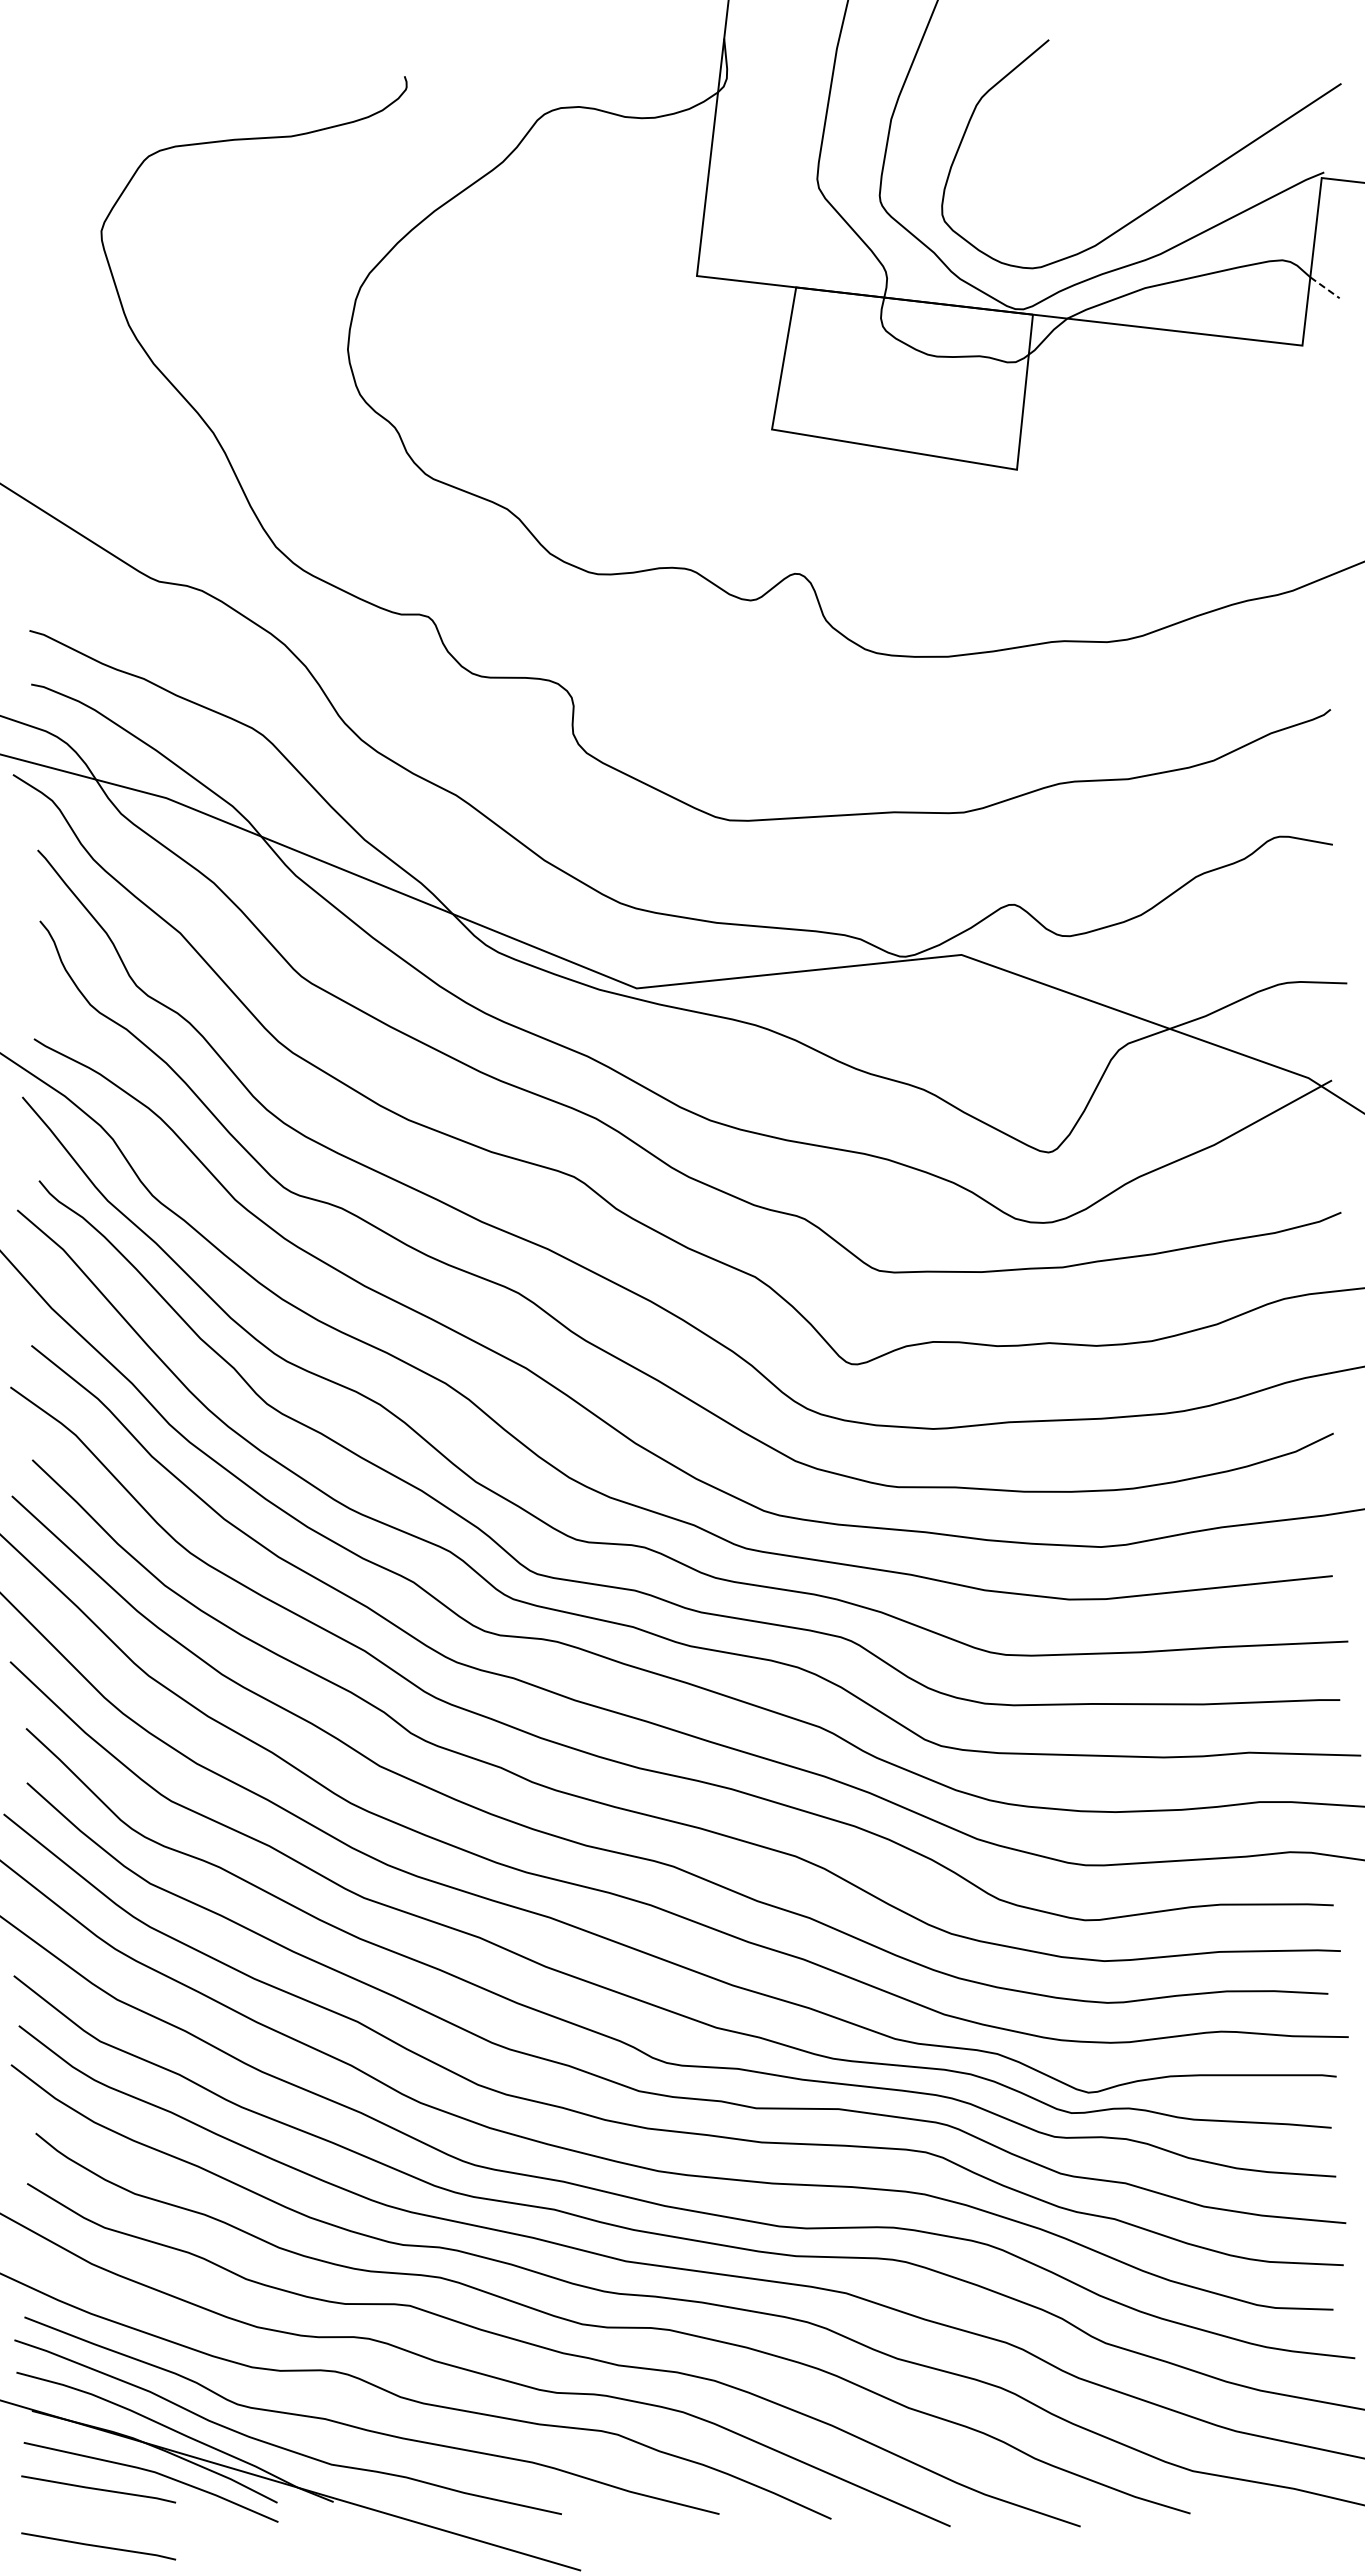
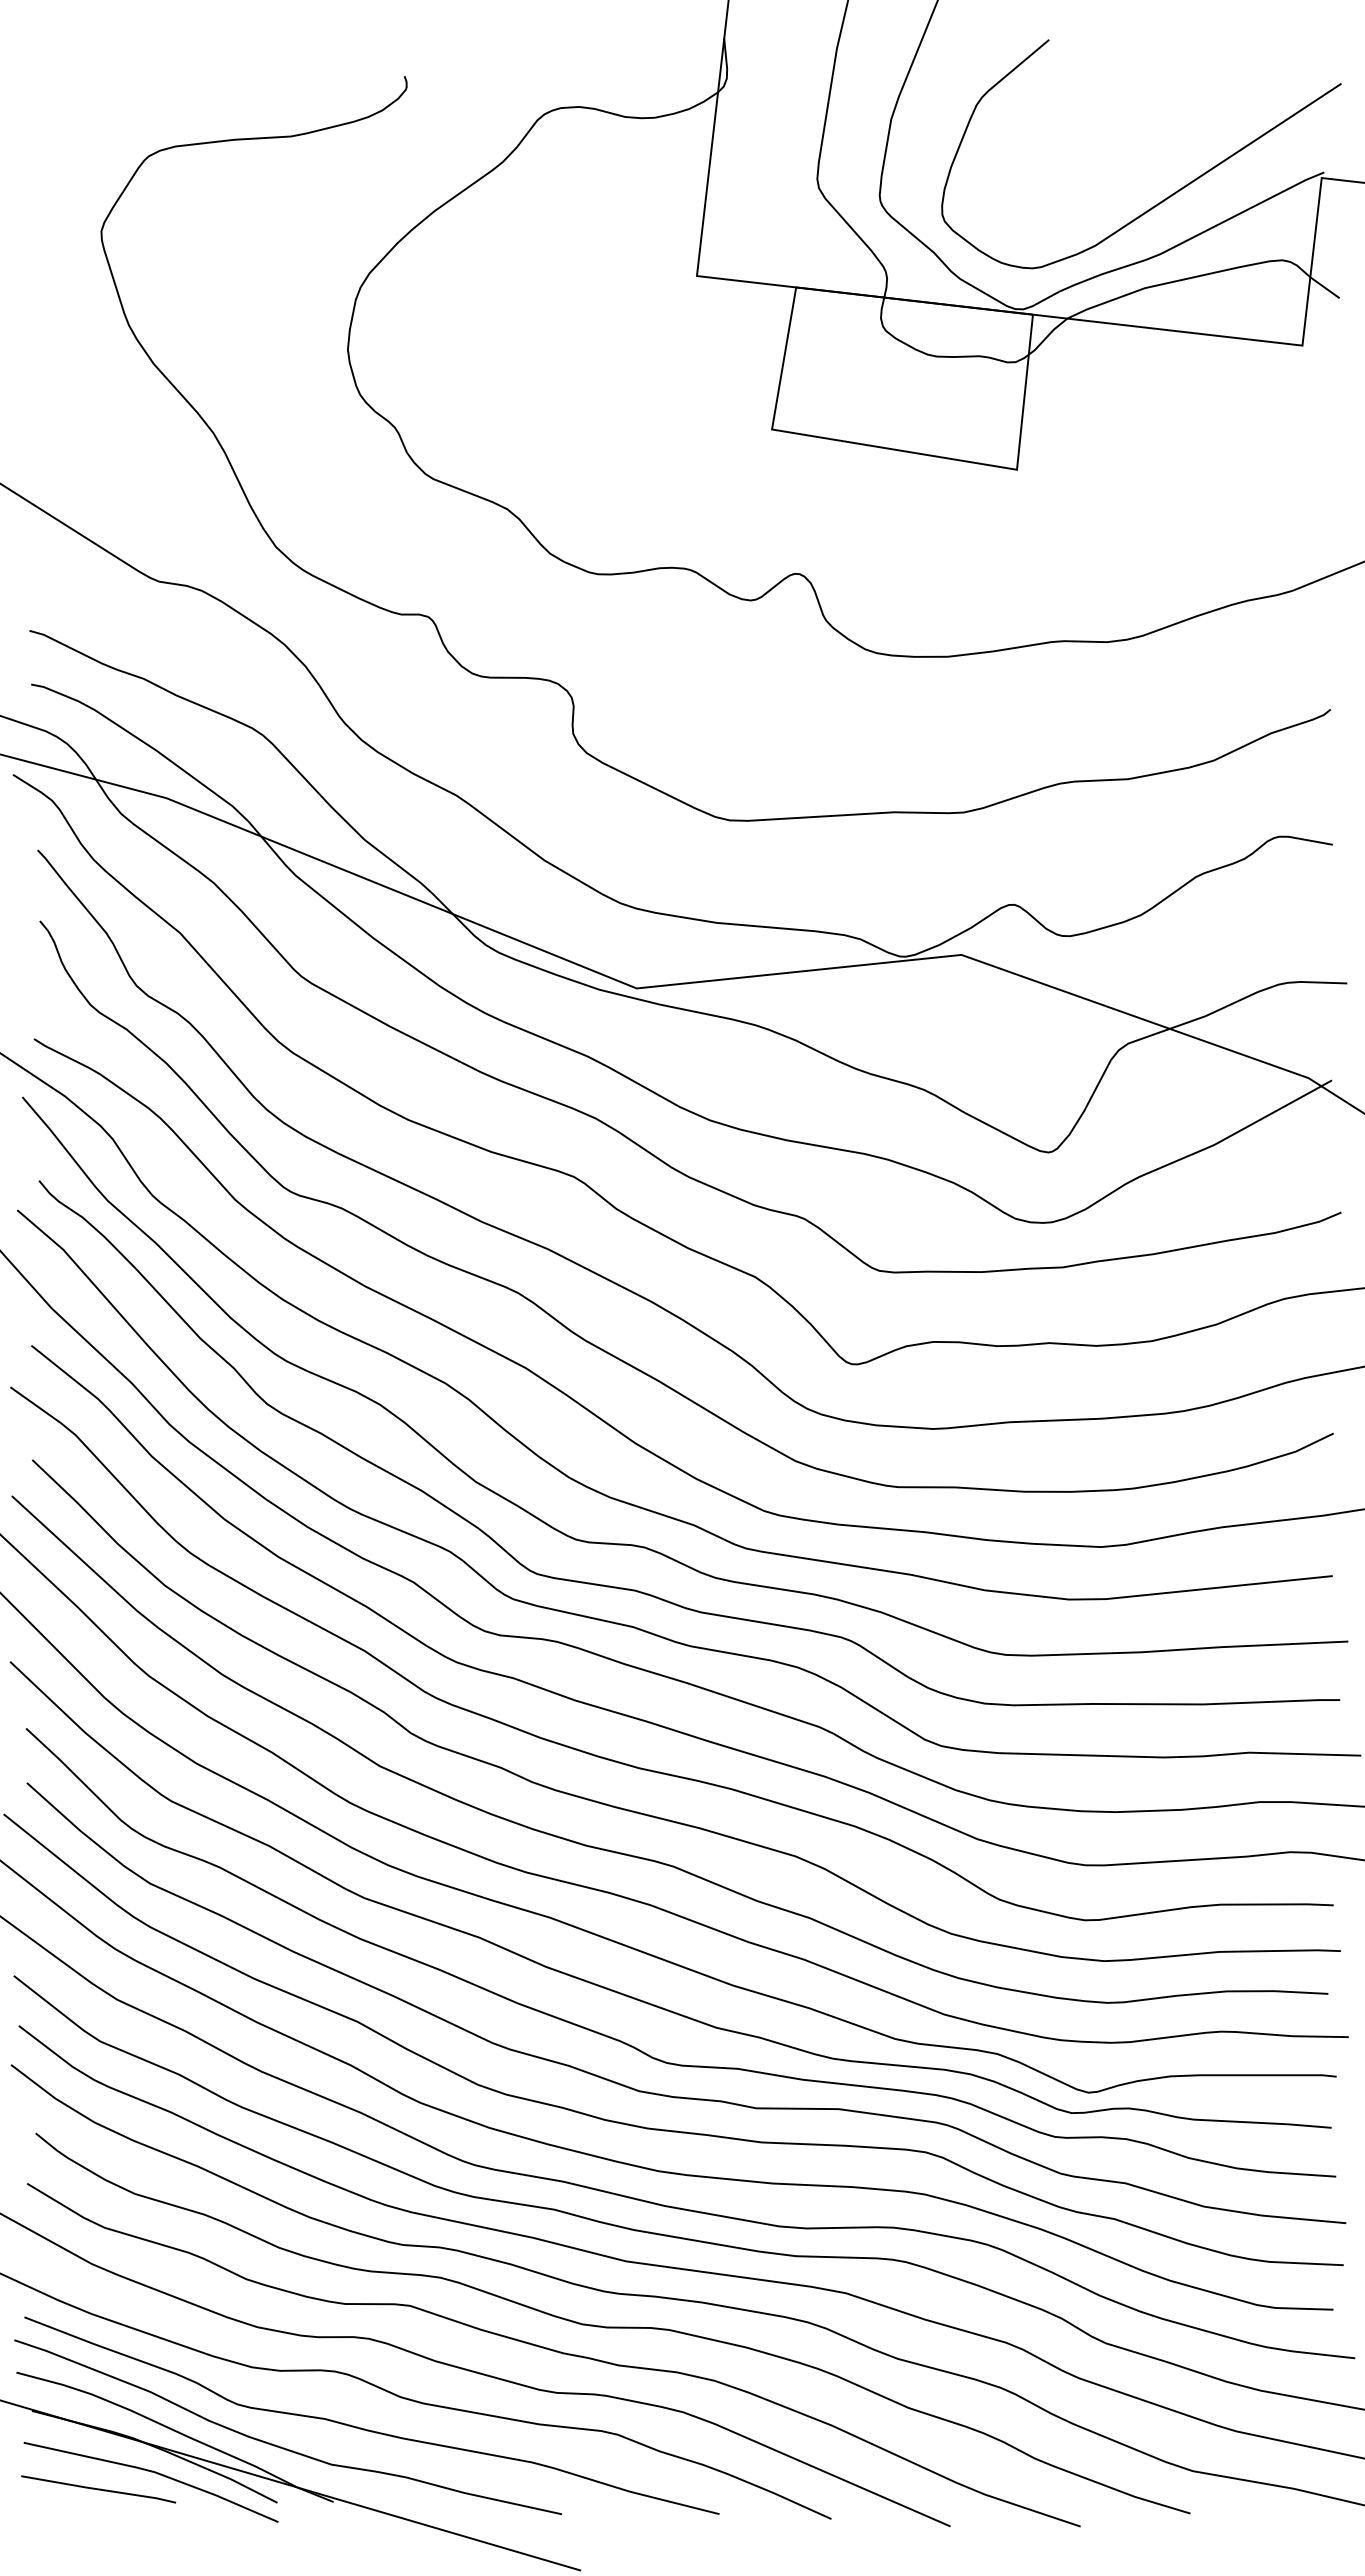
line: dashed -> solid (1325, 288)
line: present -> none (98, 2546)
